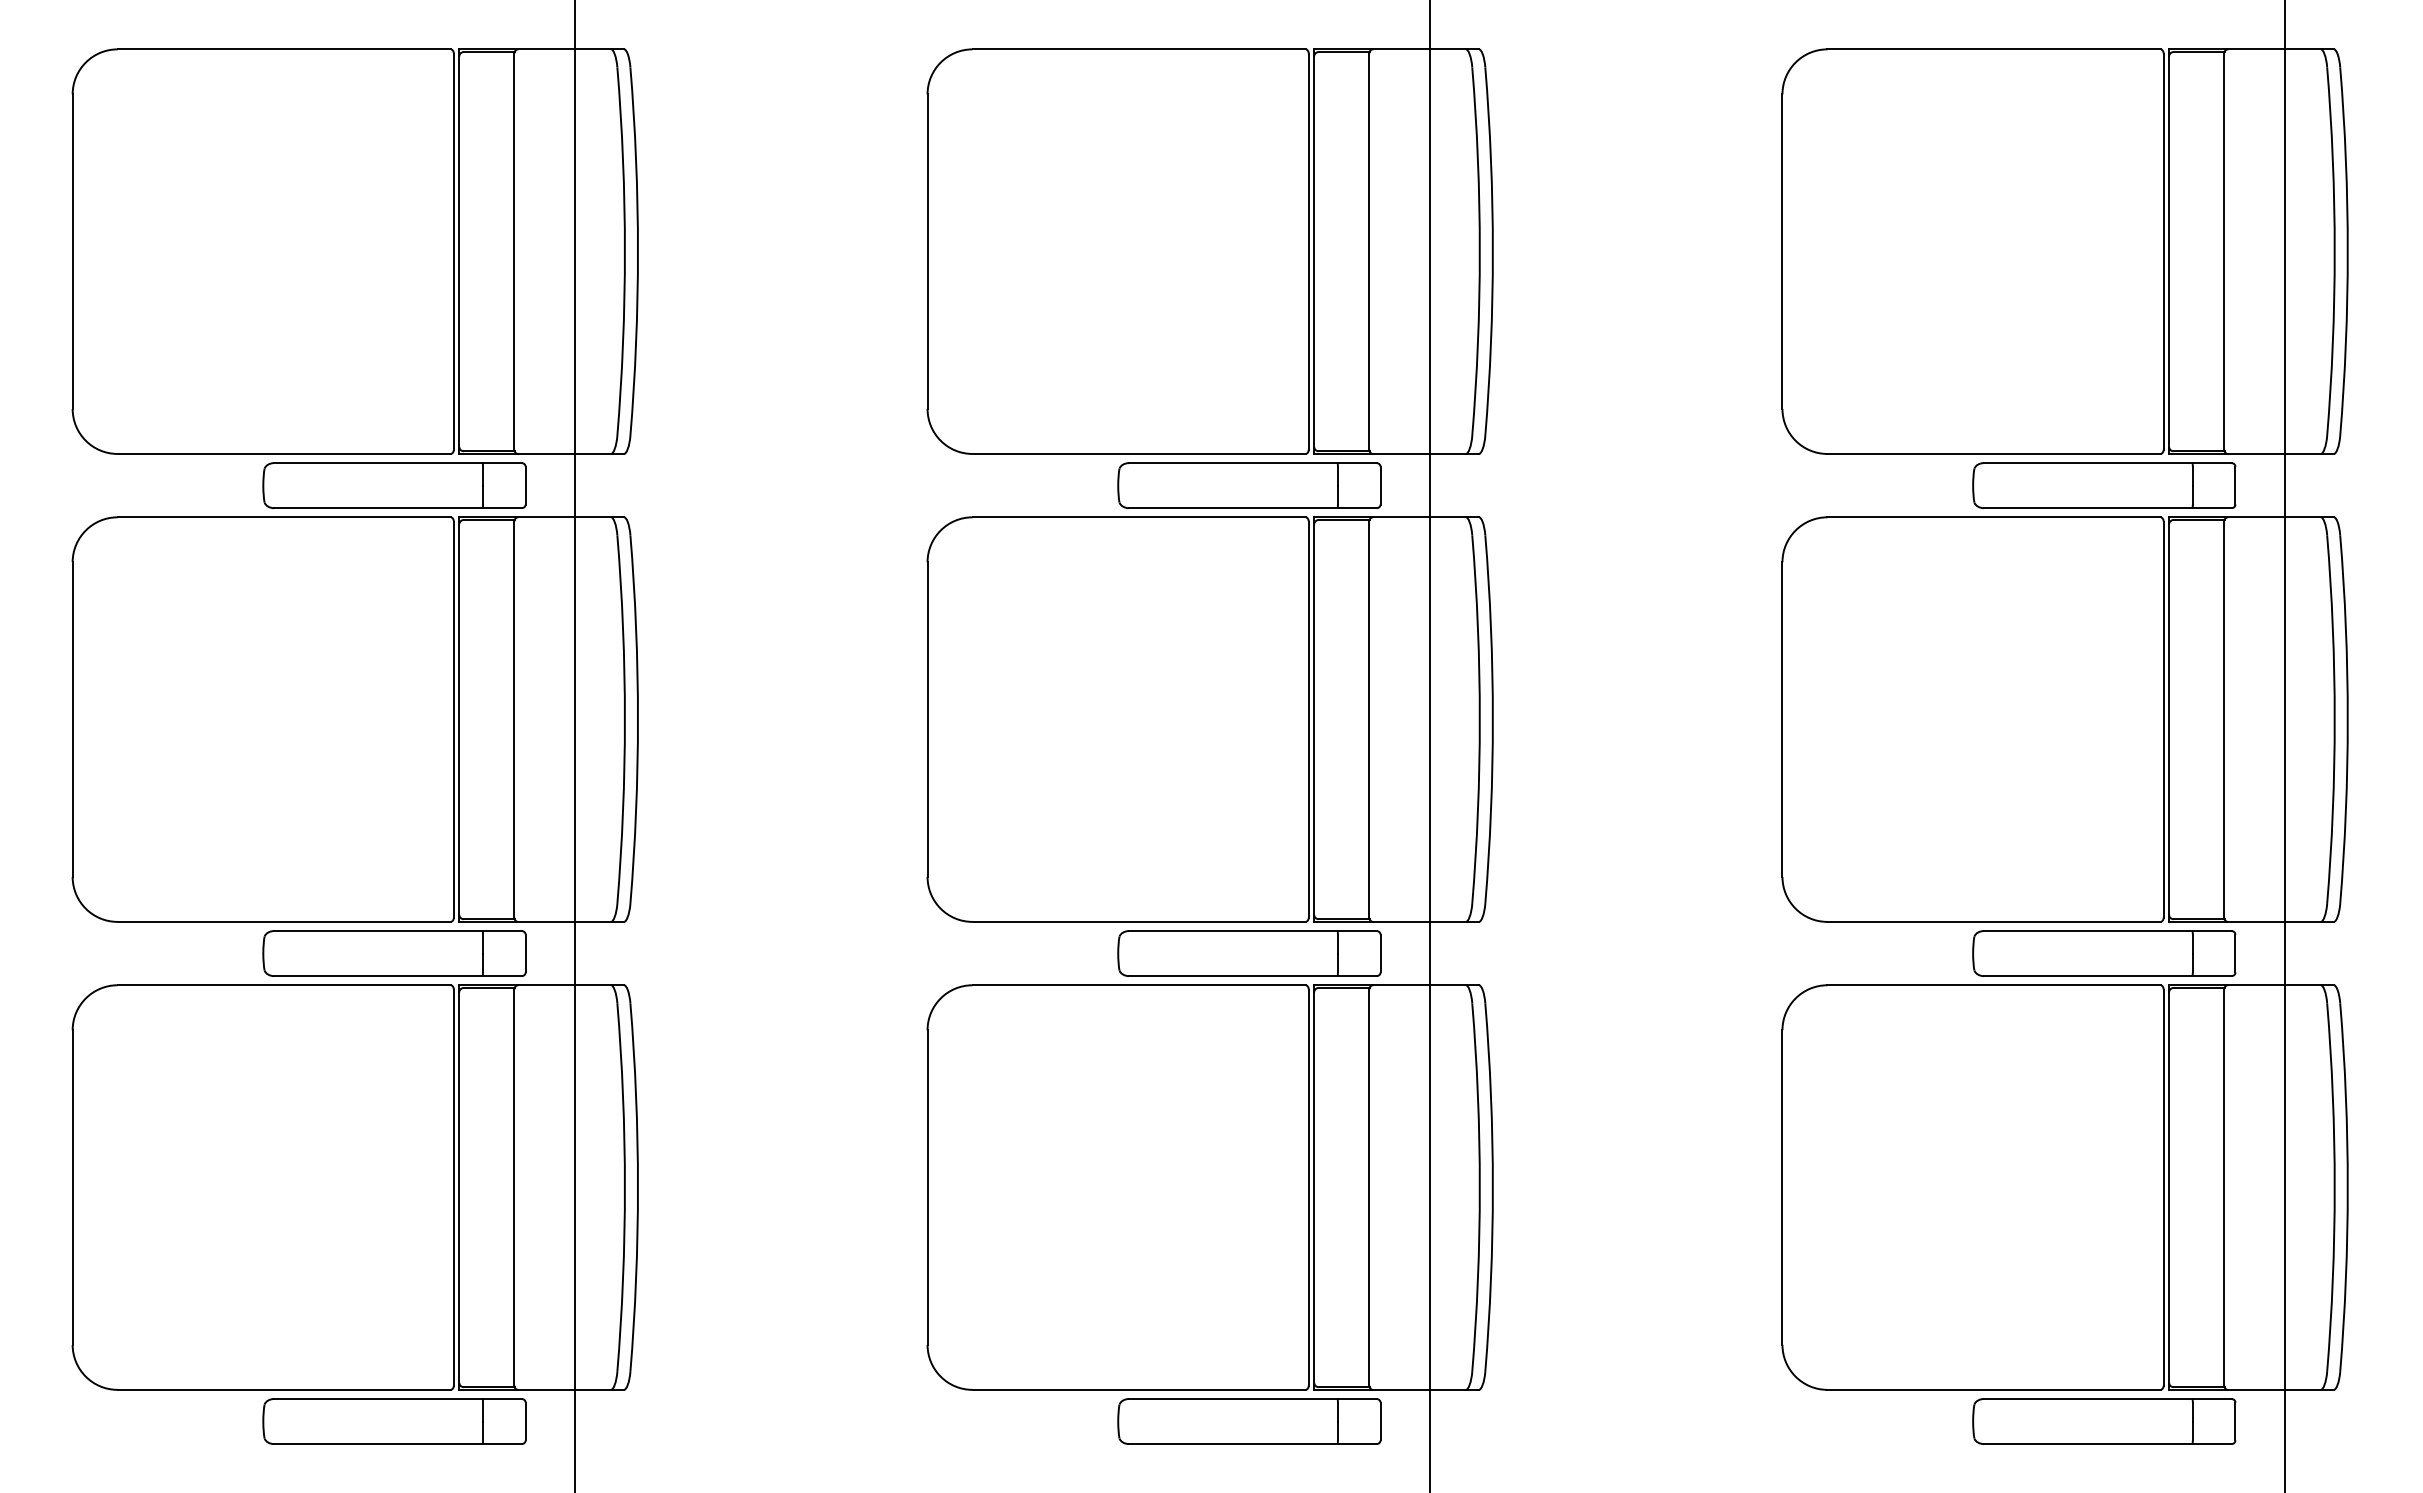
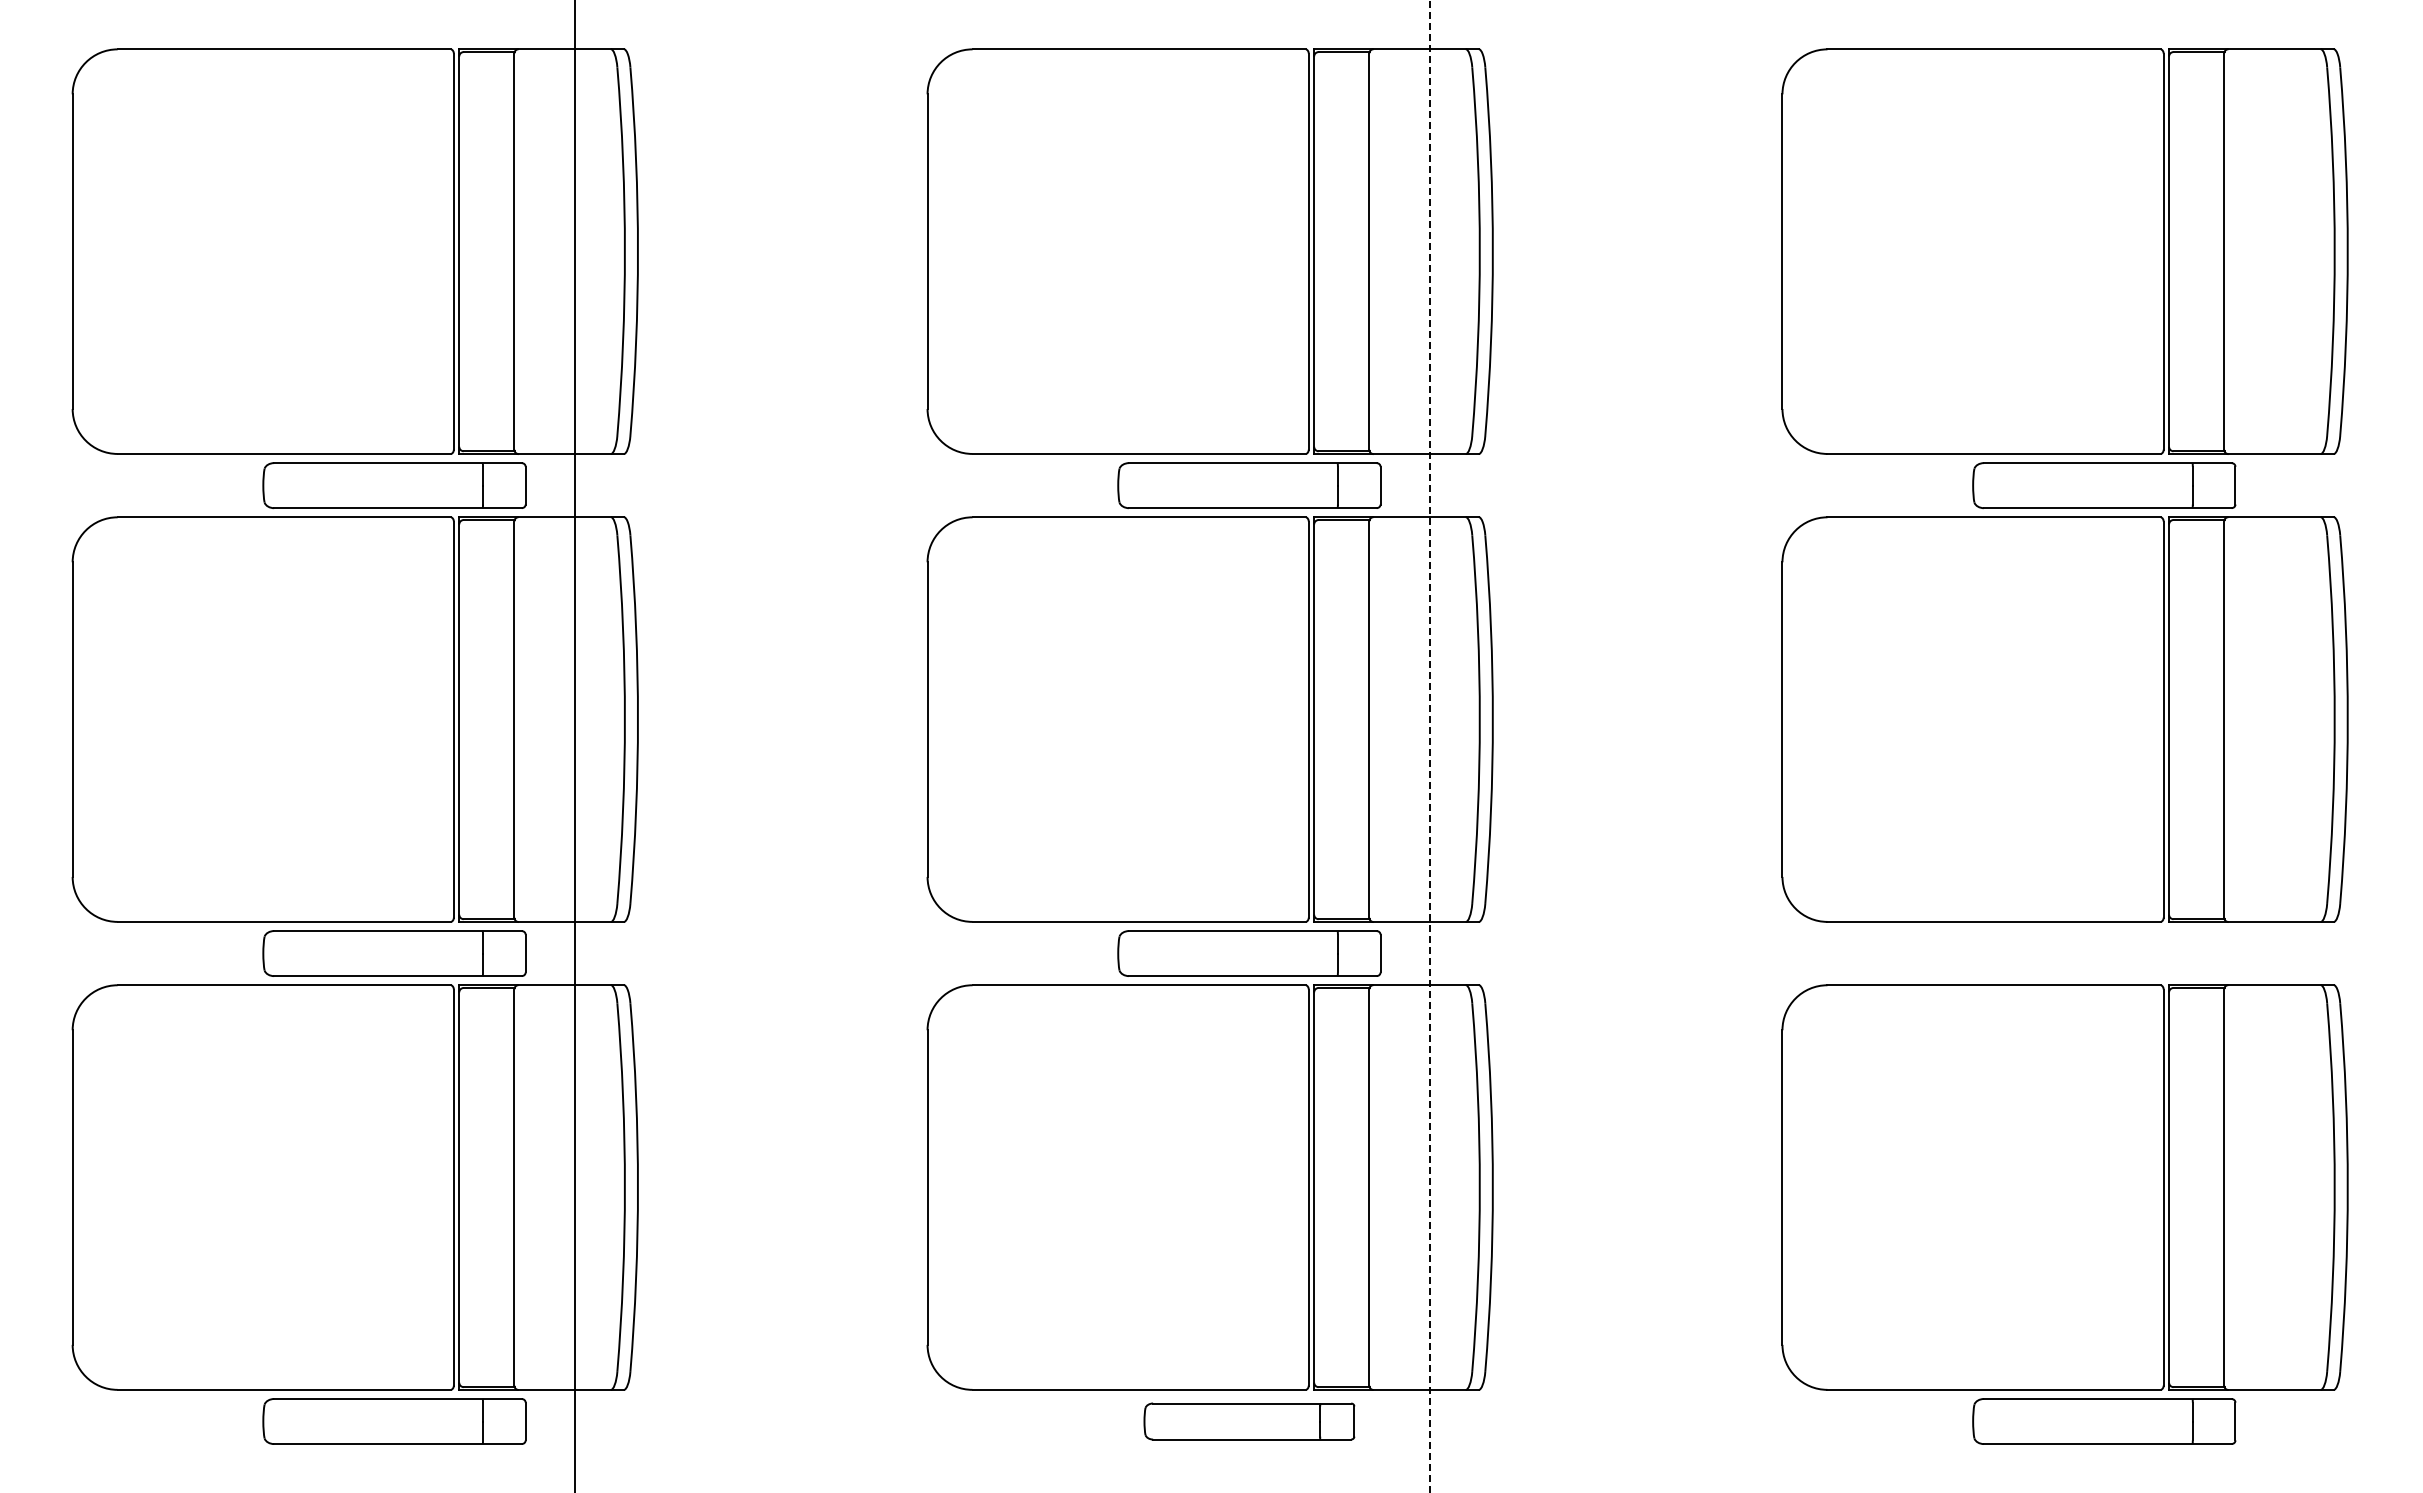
line: present -> none (2284, 745)
line: solid -> dashed (1429, 746)
part: present -> none (2104, 953)
part size: 265x47 px -> 213x39 px (1249, 1421)
